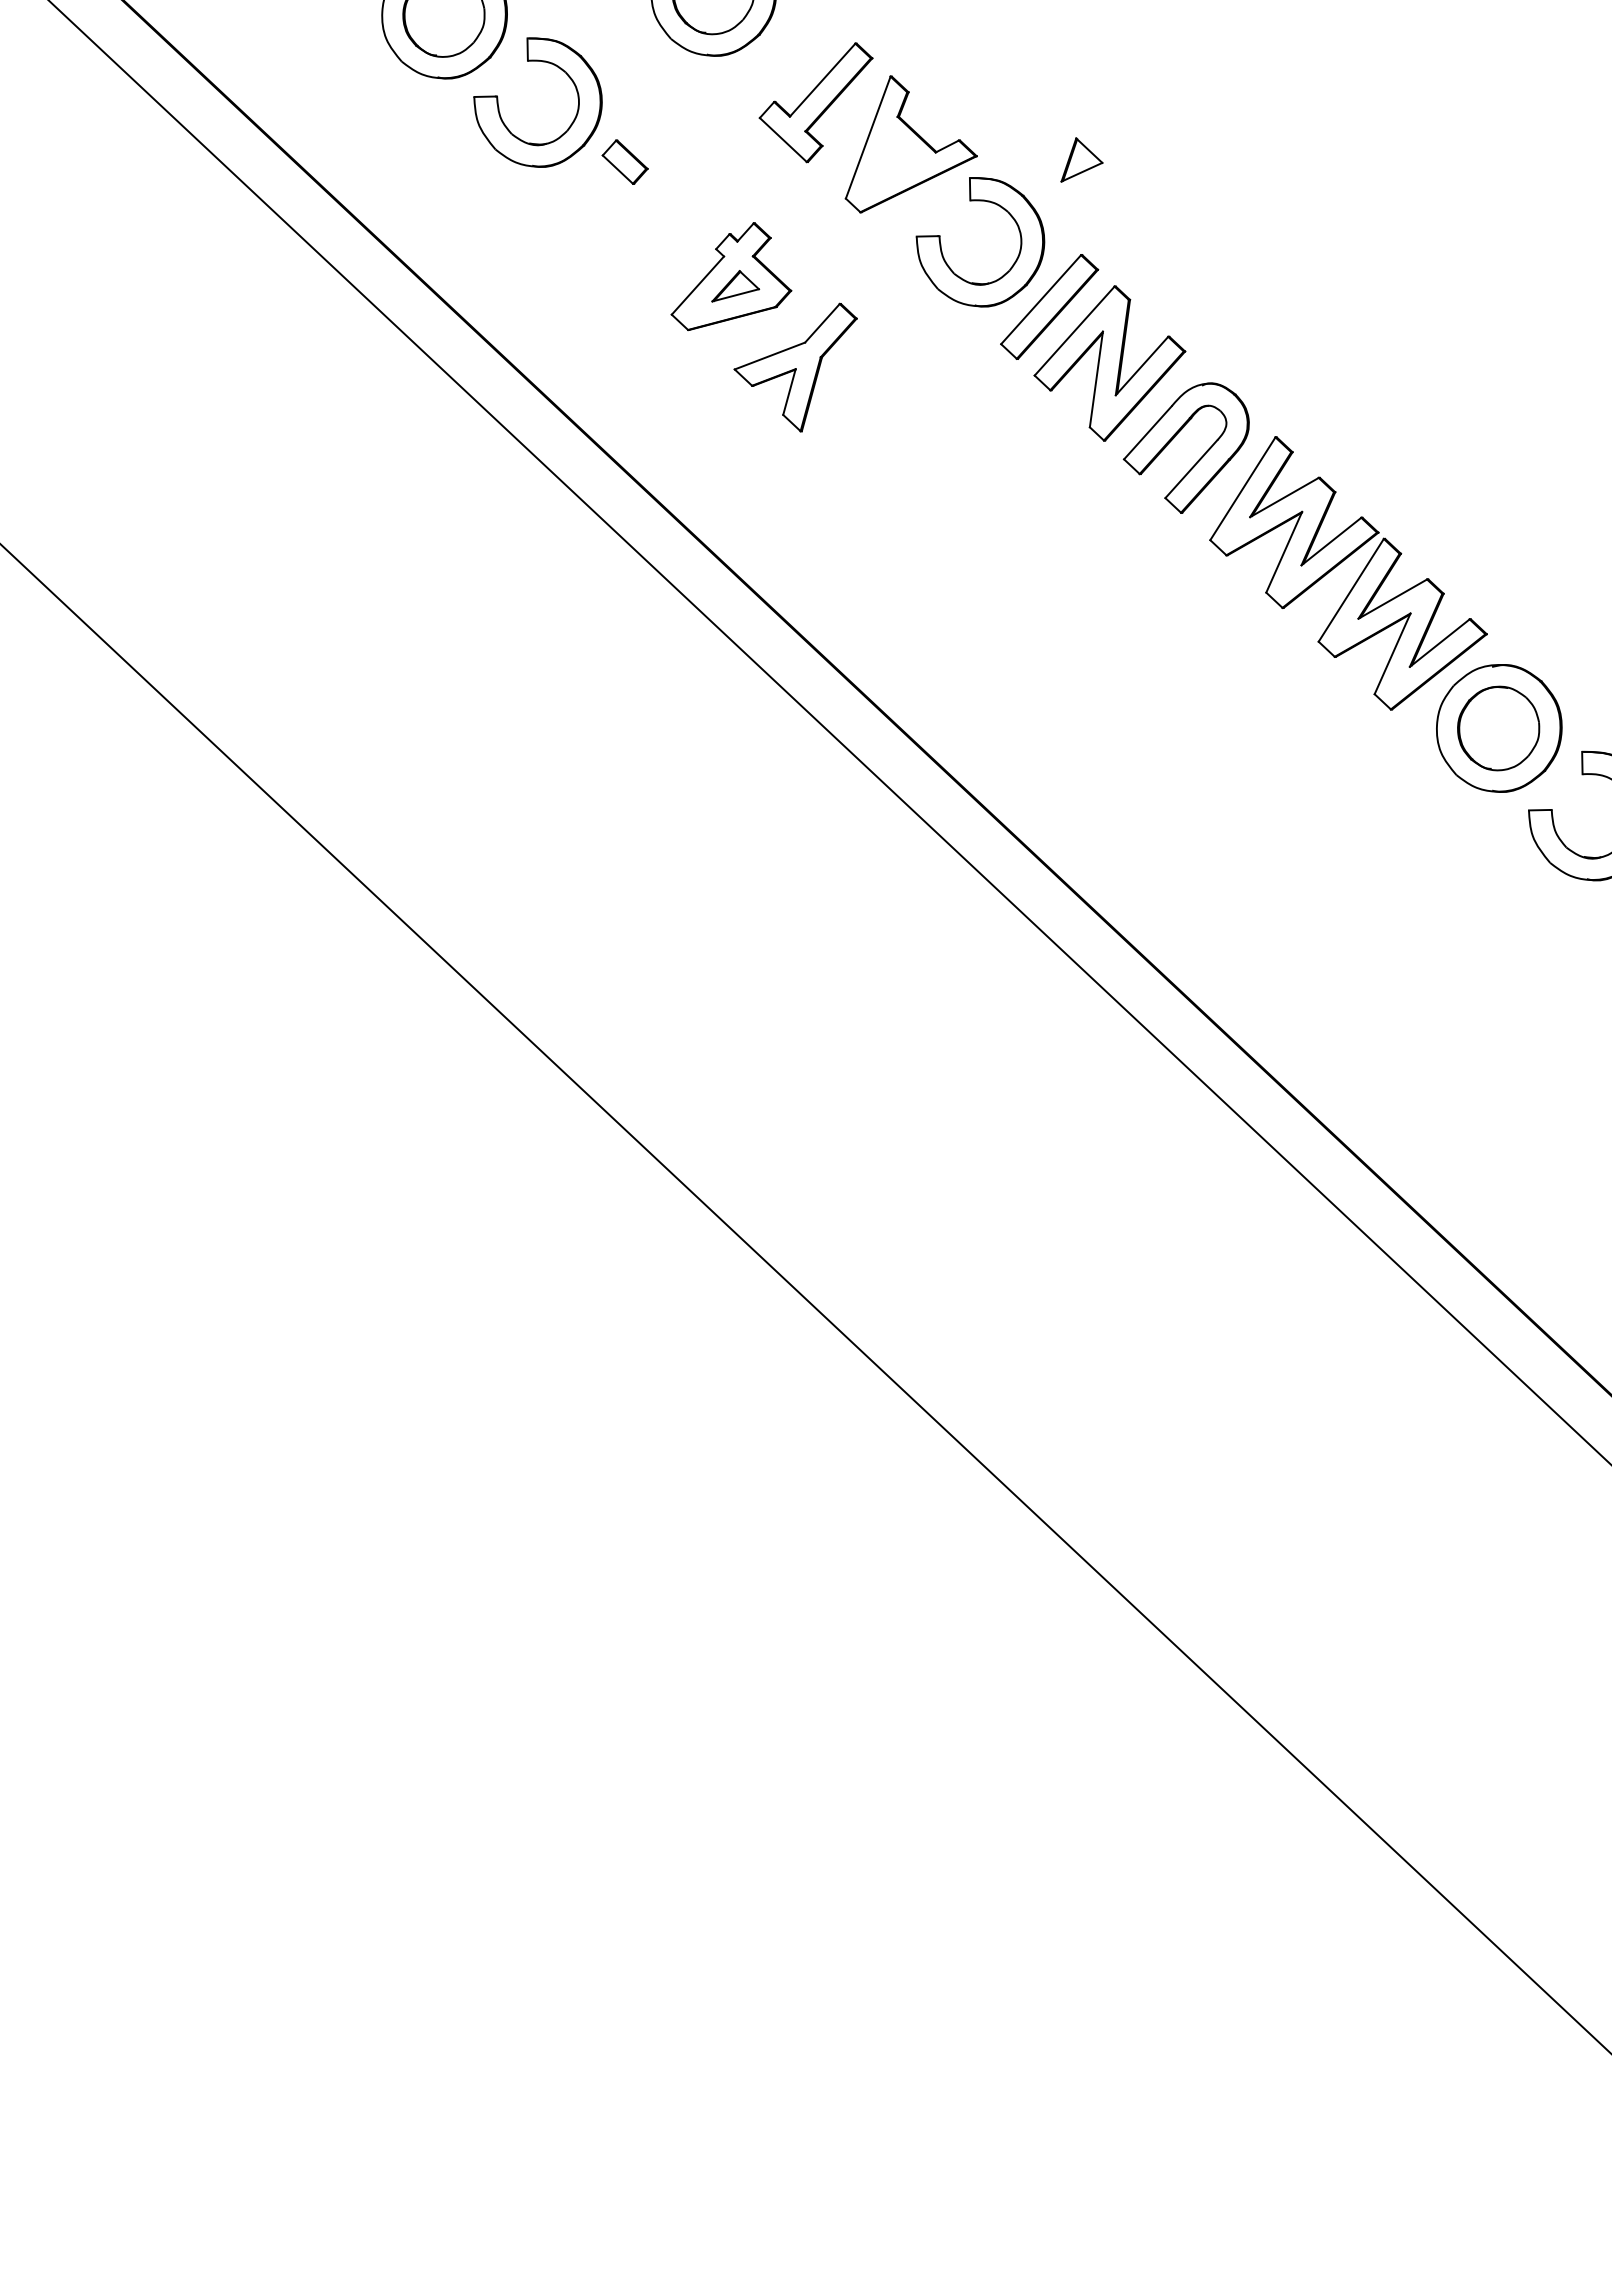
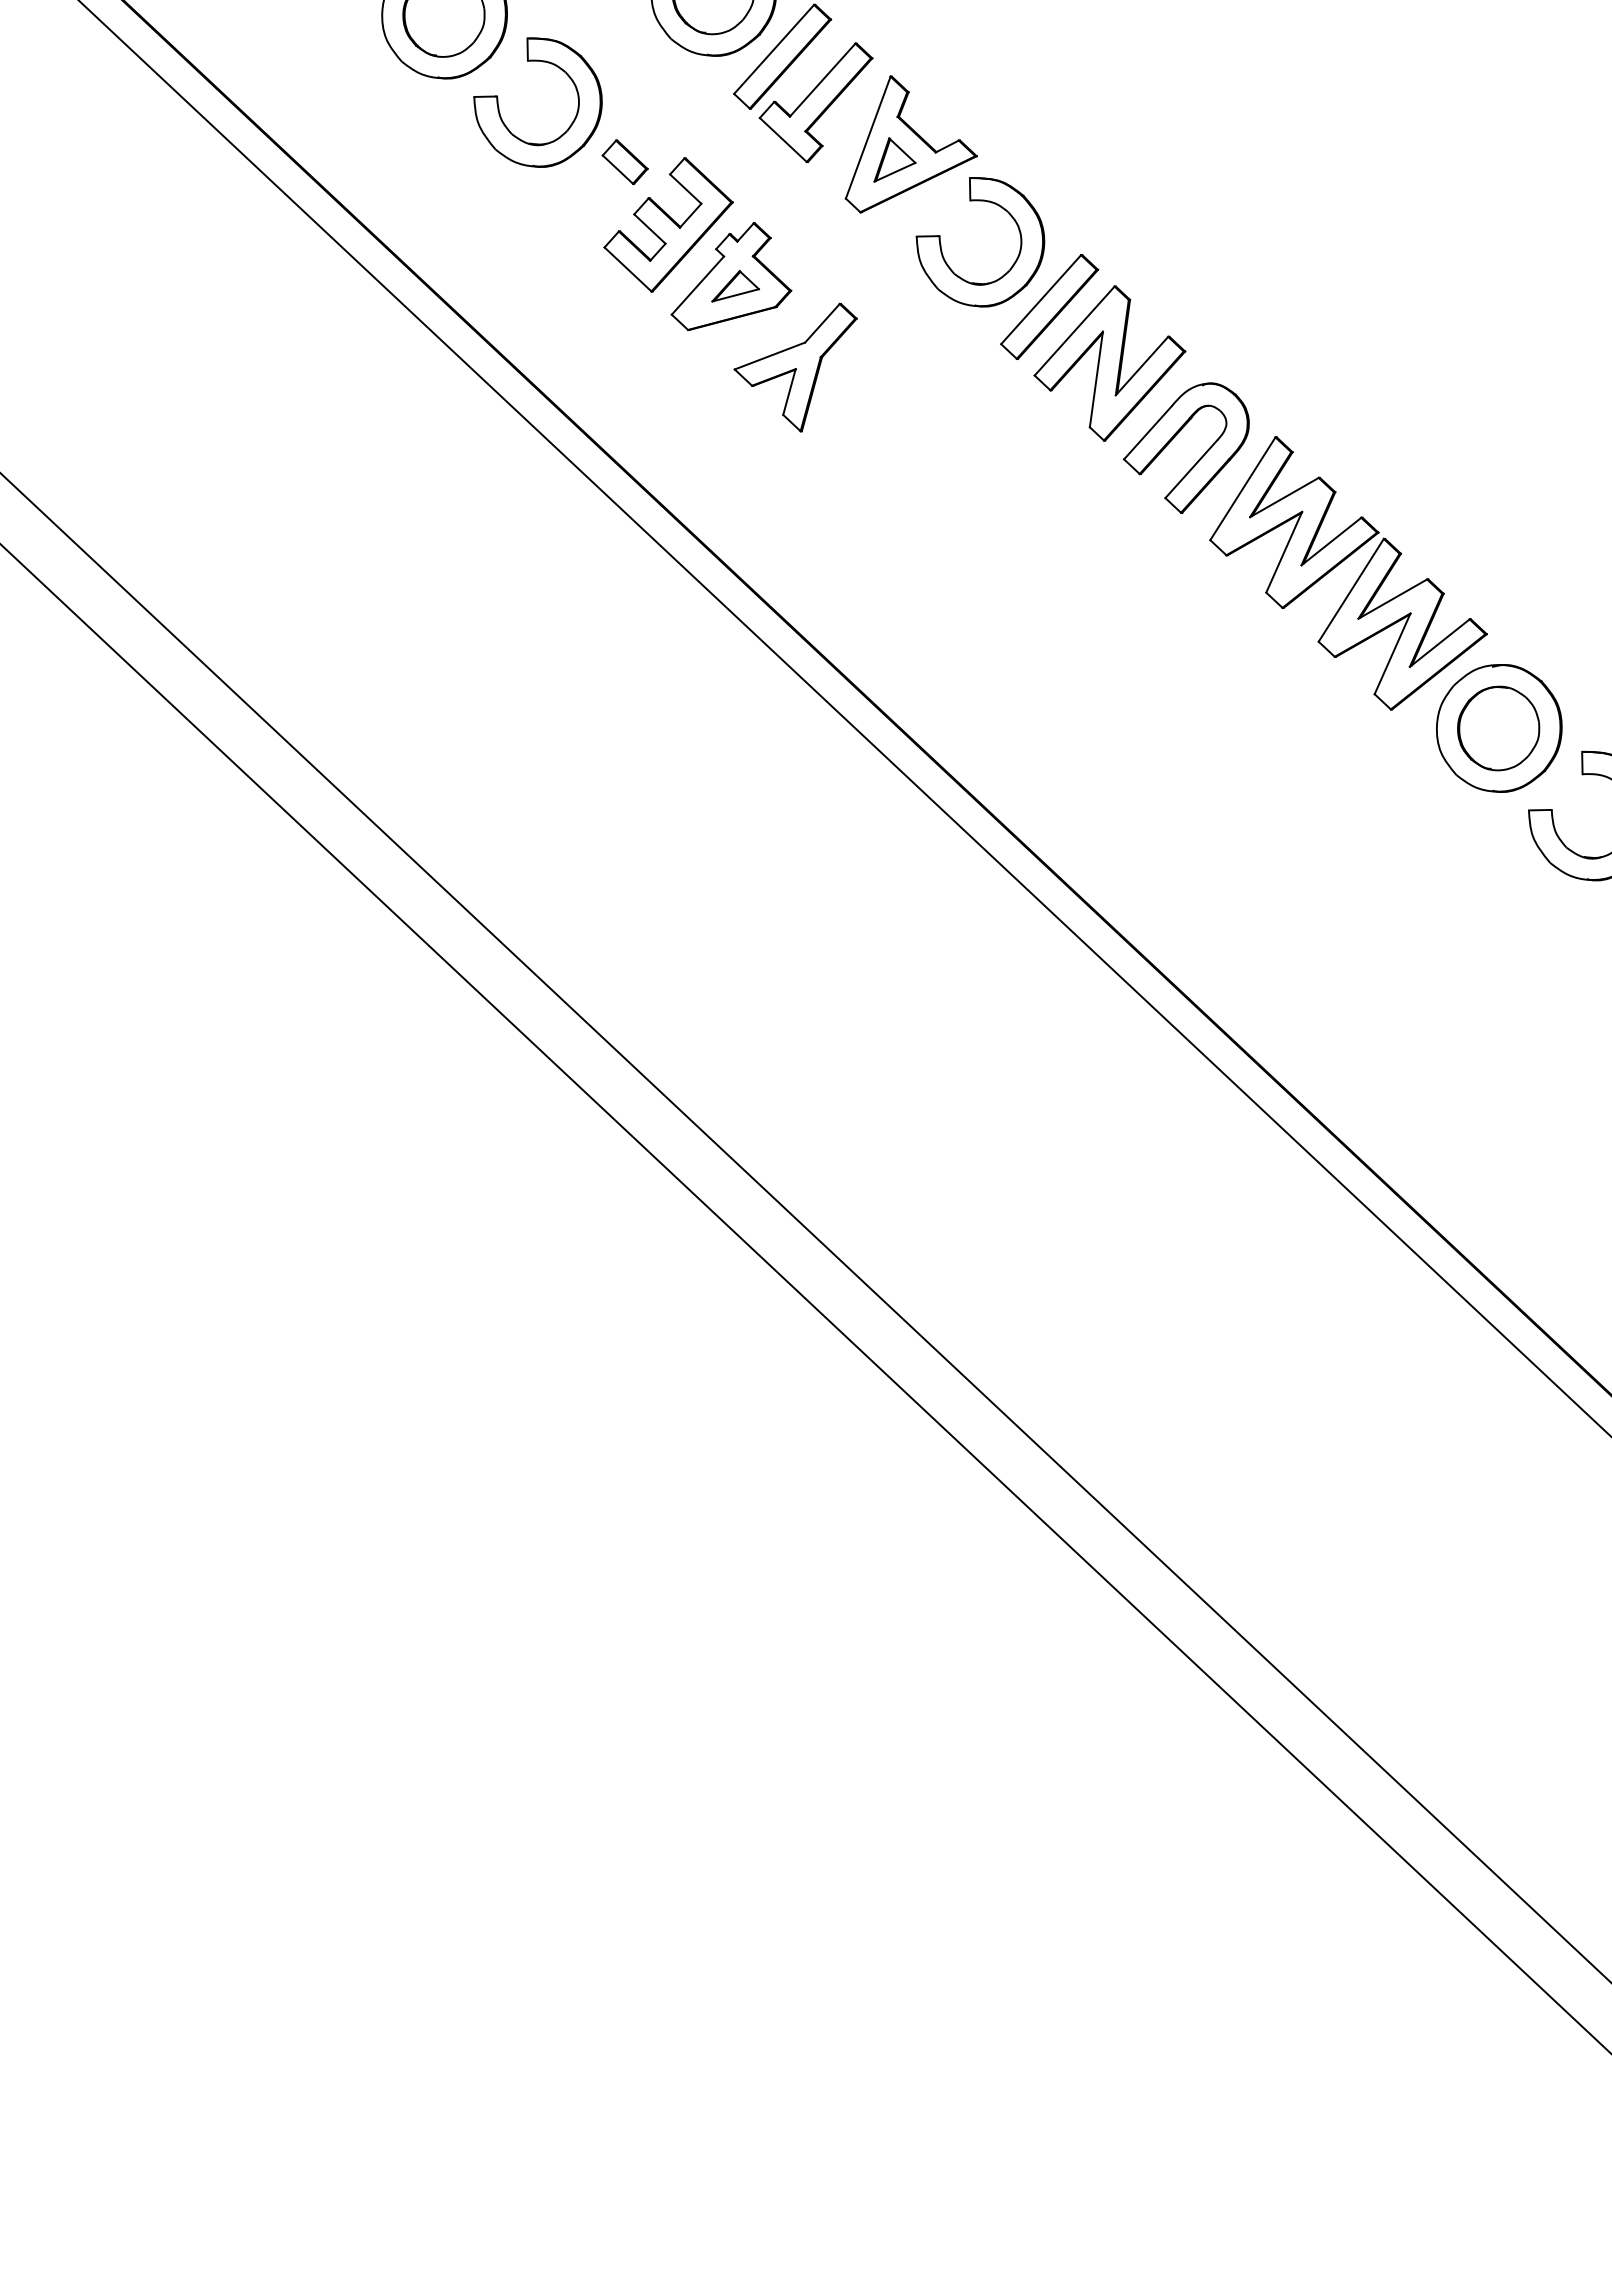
part: none -> present (782, 56)
part position: (1081, 159) -> (894, 159) (894, 159)
part: none -> present (668, 224)
line position: (829, 732) -> (844, 718) (844, 718)
line: none -> present (805, 1227)
